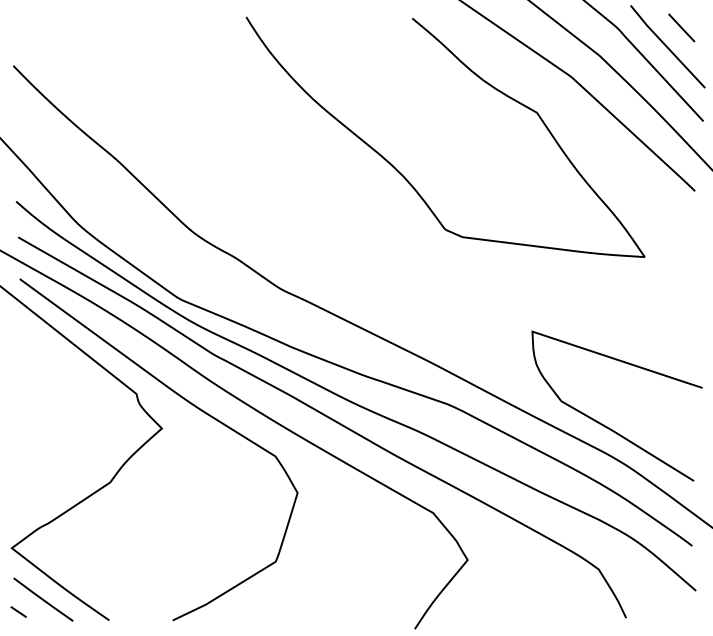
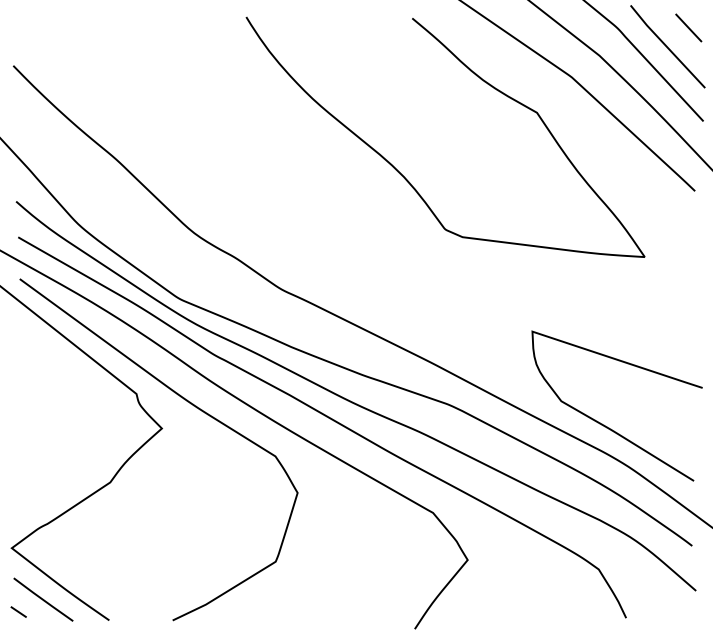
line position: (681, 27) -> (688, 27) (688, 27)
